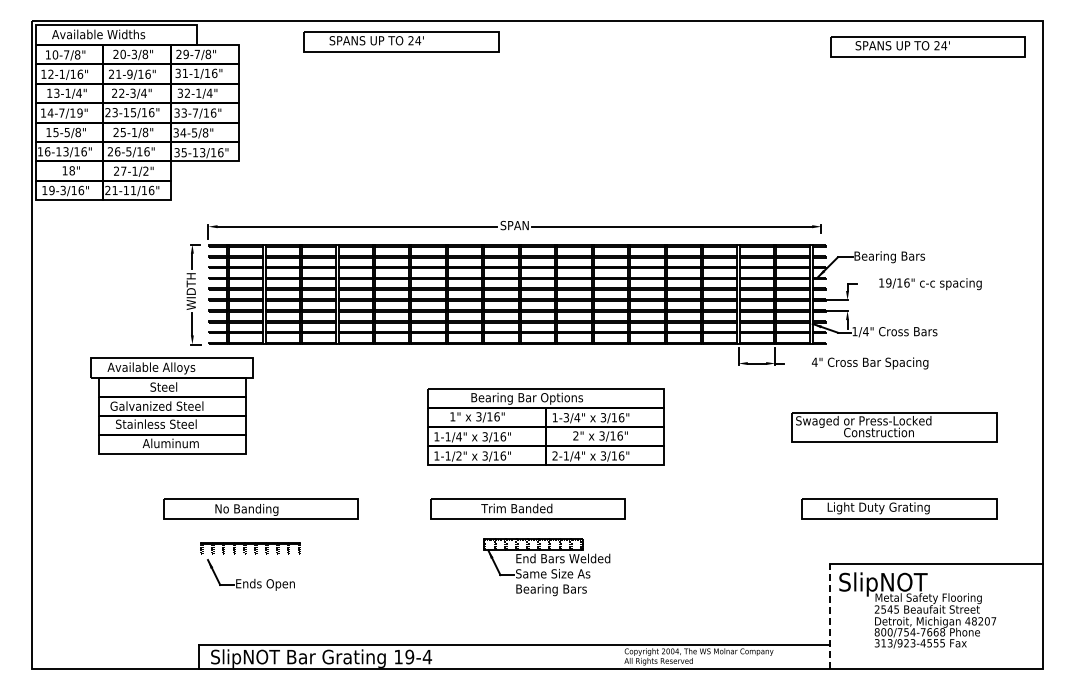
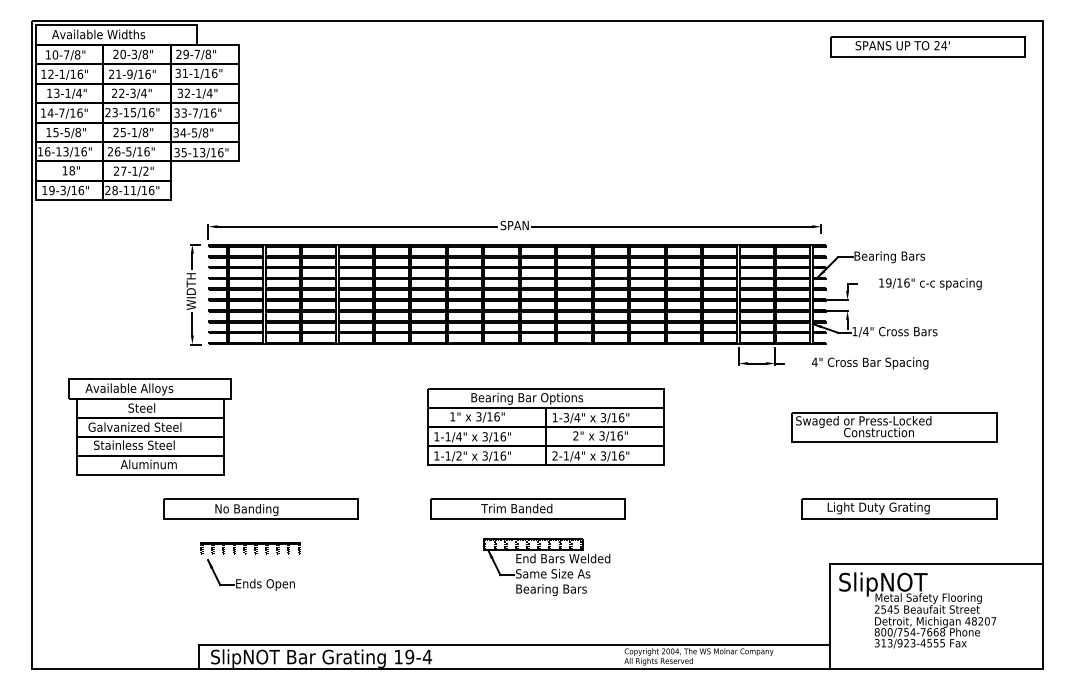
part: present -> none (401, 41)
text: 14-7/19" -> 14-7/16" (79, 112)
text: 21-11/16" -> 28-11/16" (114, 190)
part position: (171, 405) -> (149, 426) (149, 426)
line: dashed -> solid (829, 616)
